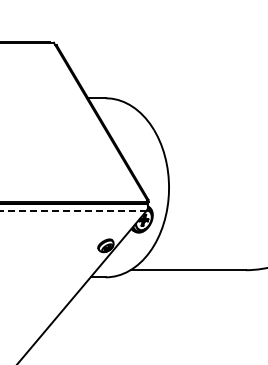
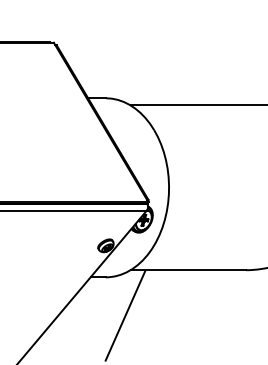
line: none -> present (197, 105)
line: dashed -> solid (73, 210)
line: none -> present (125, 315)
